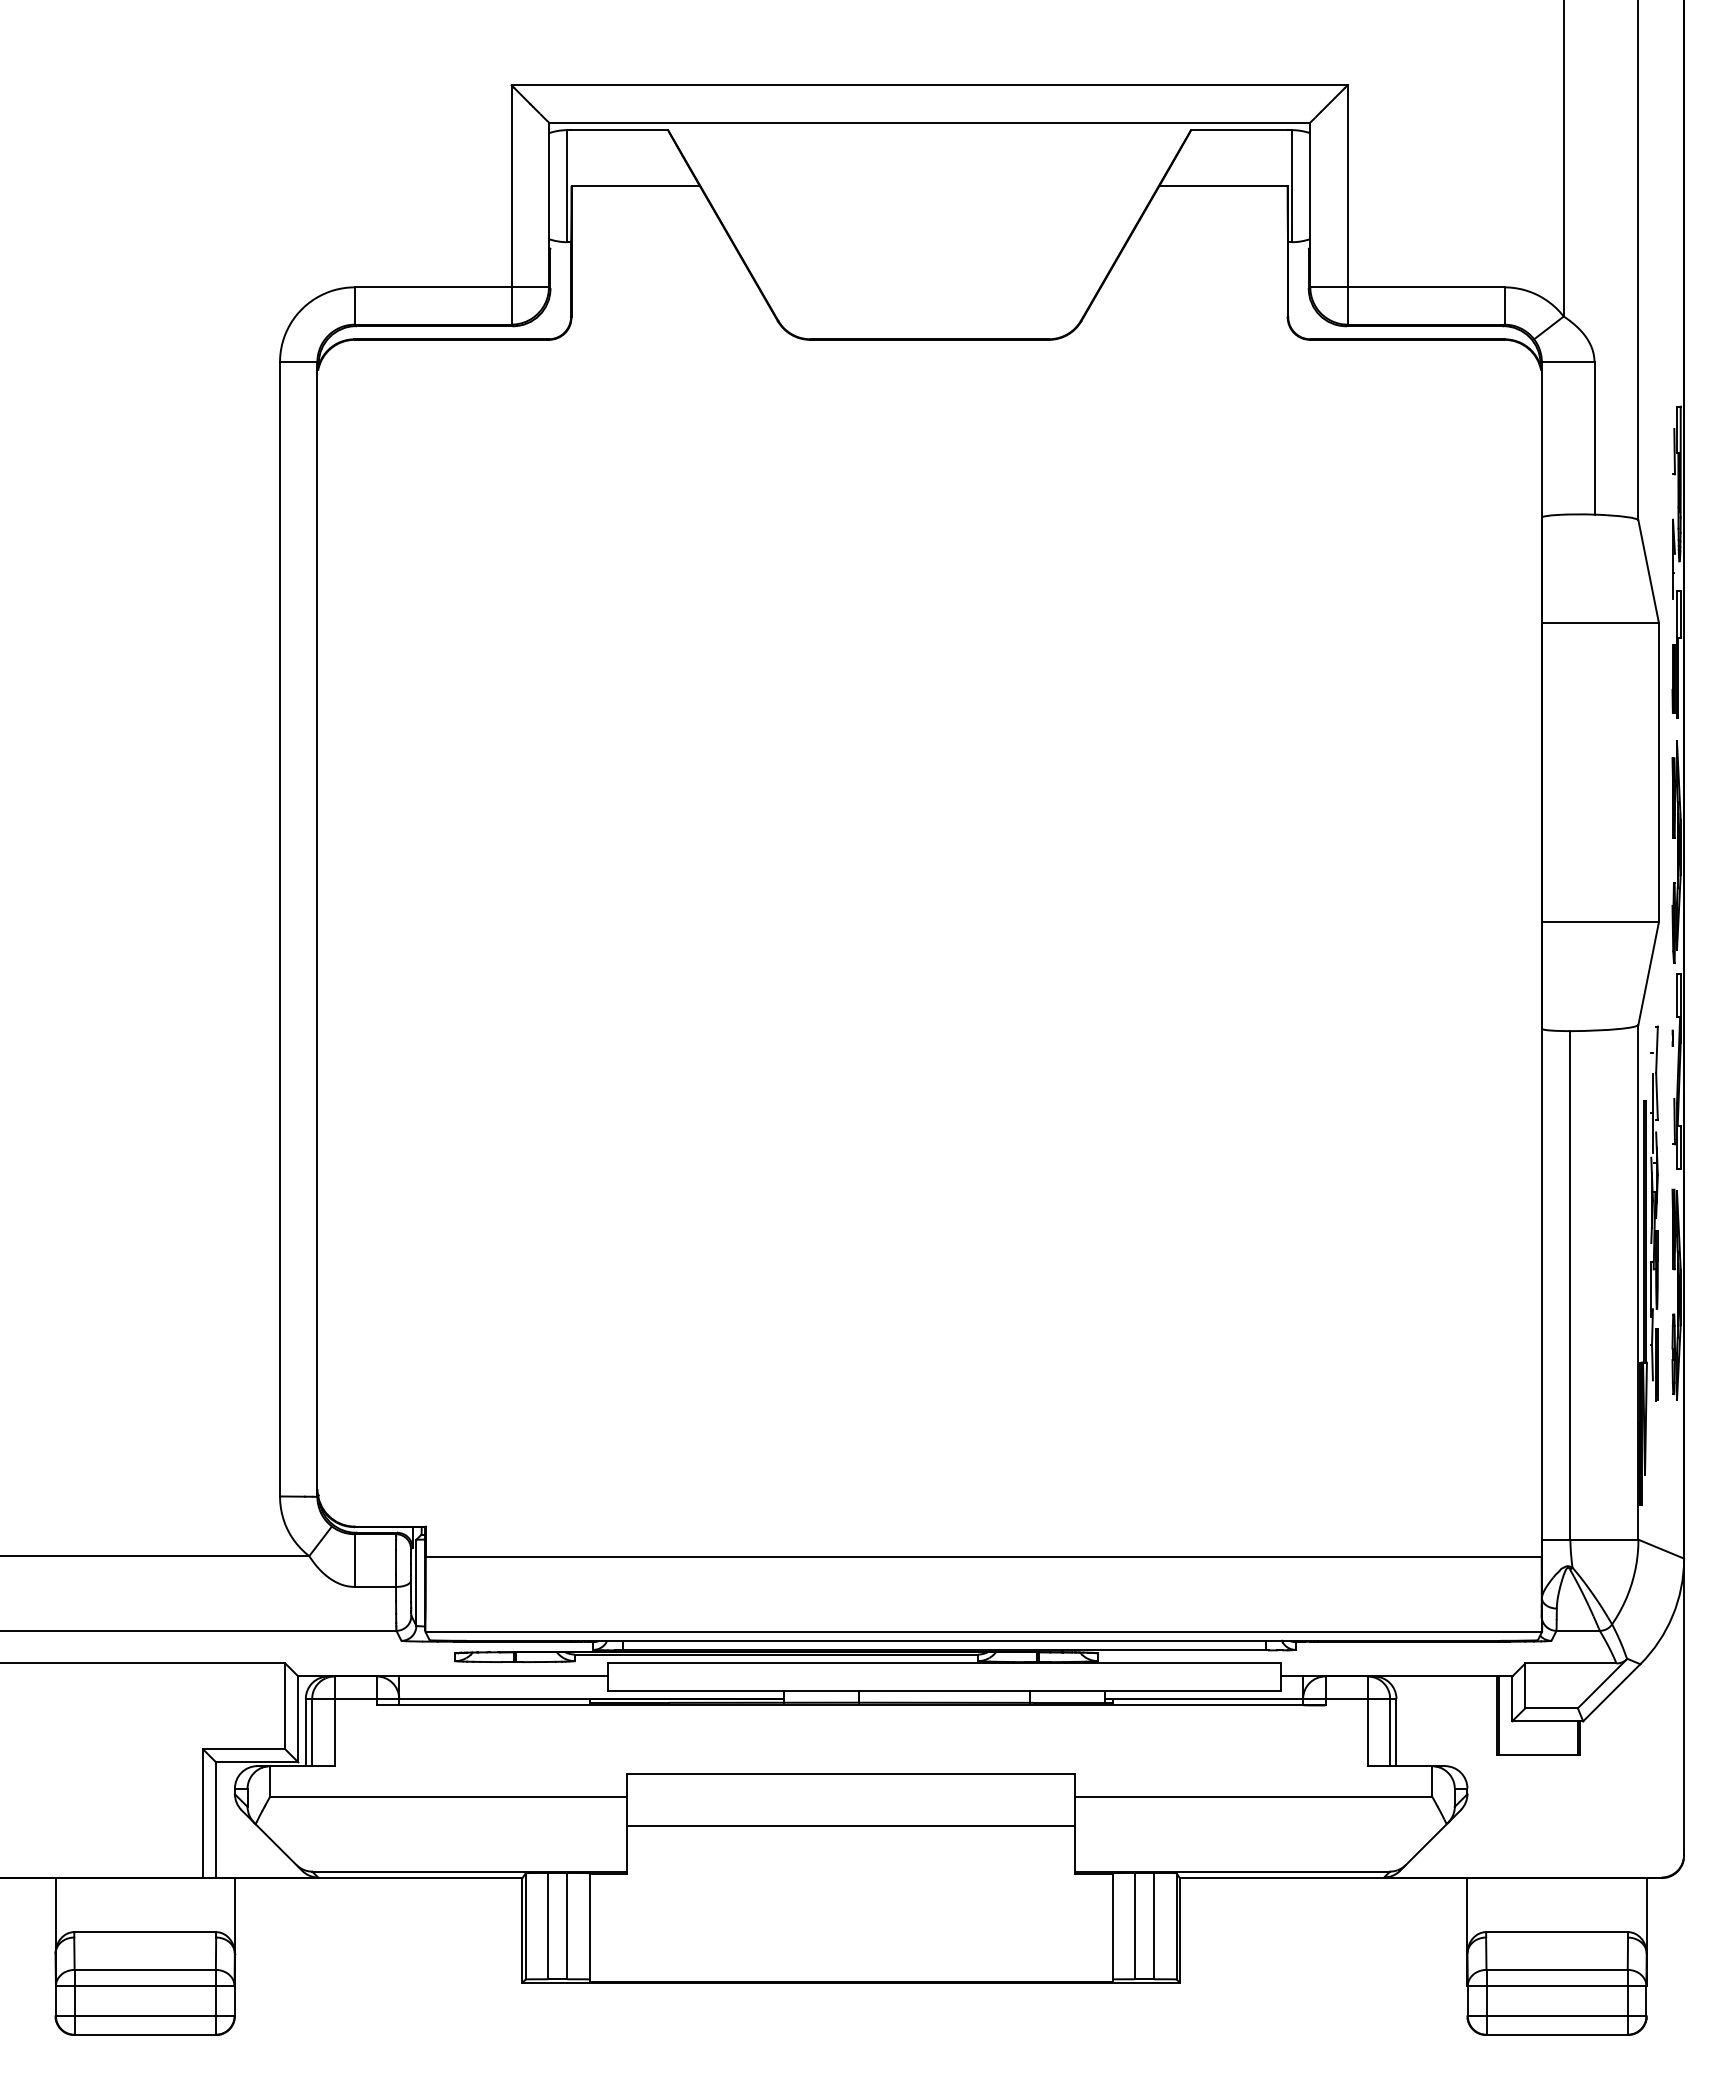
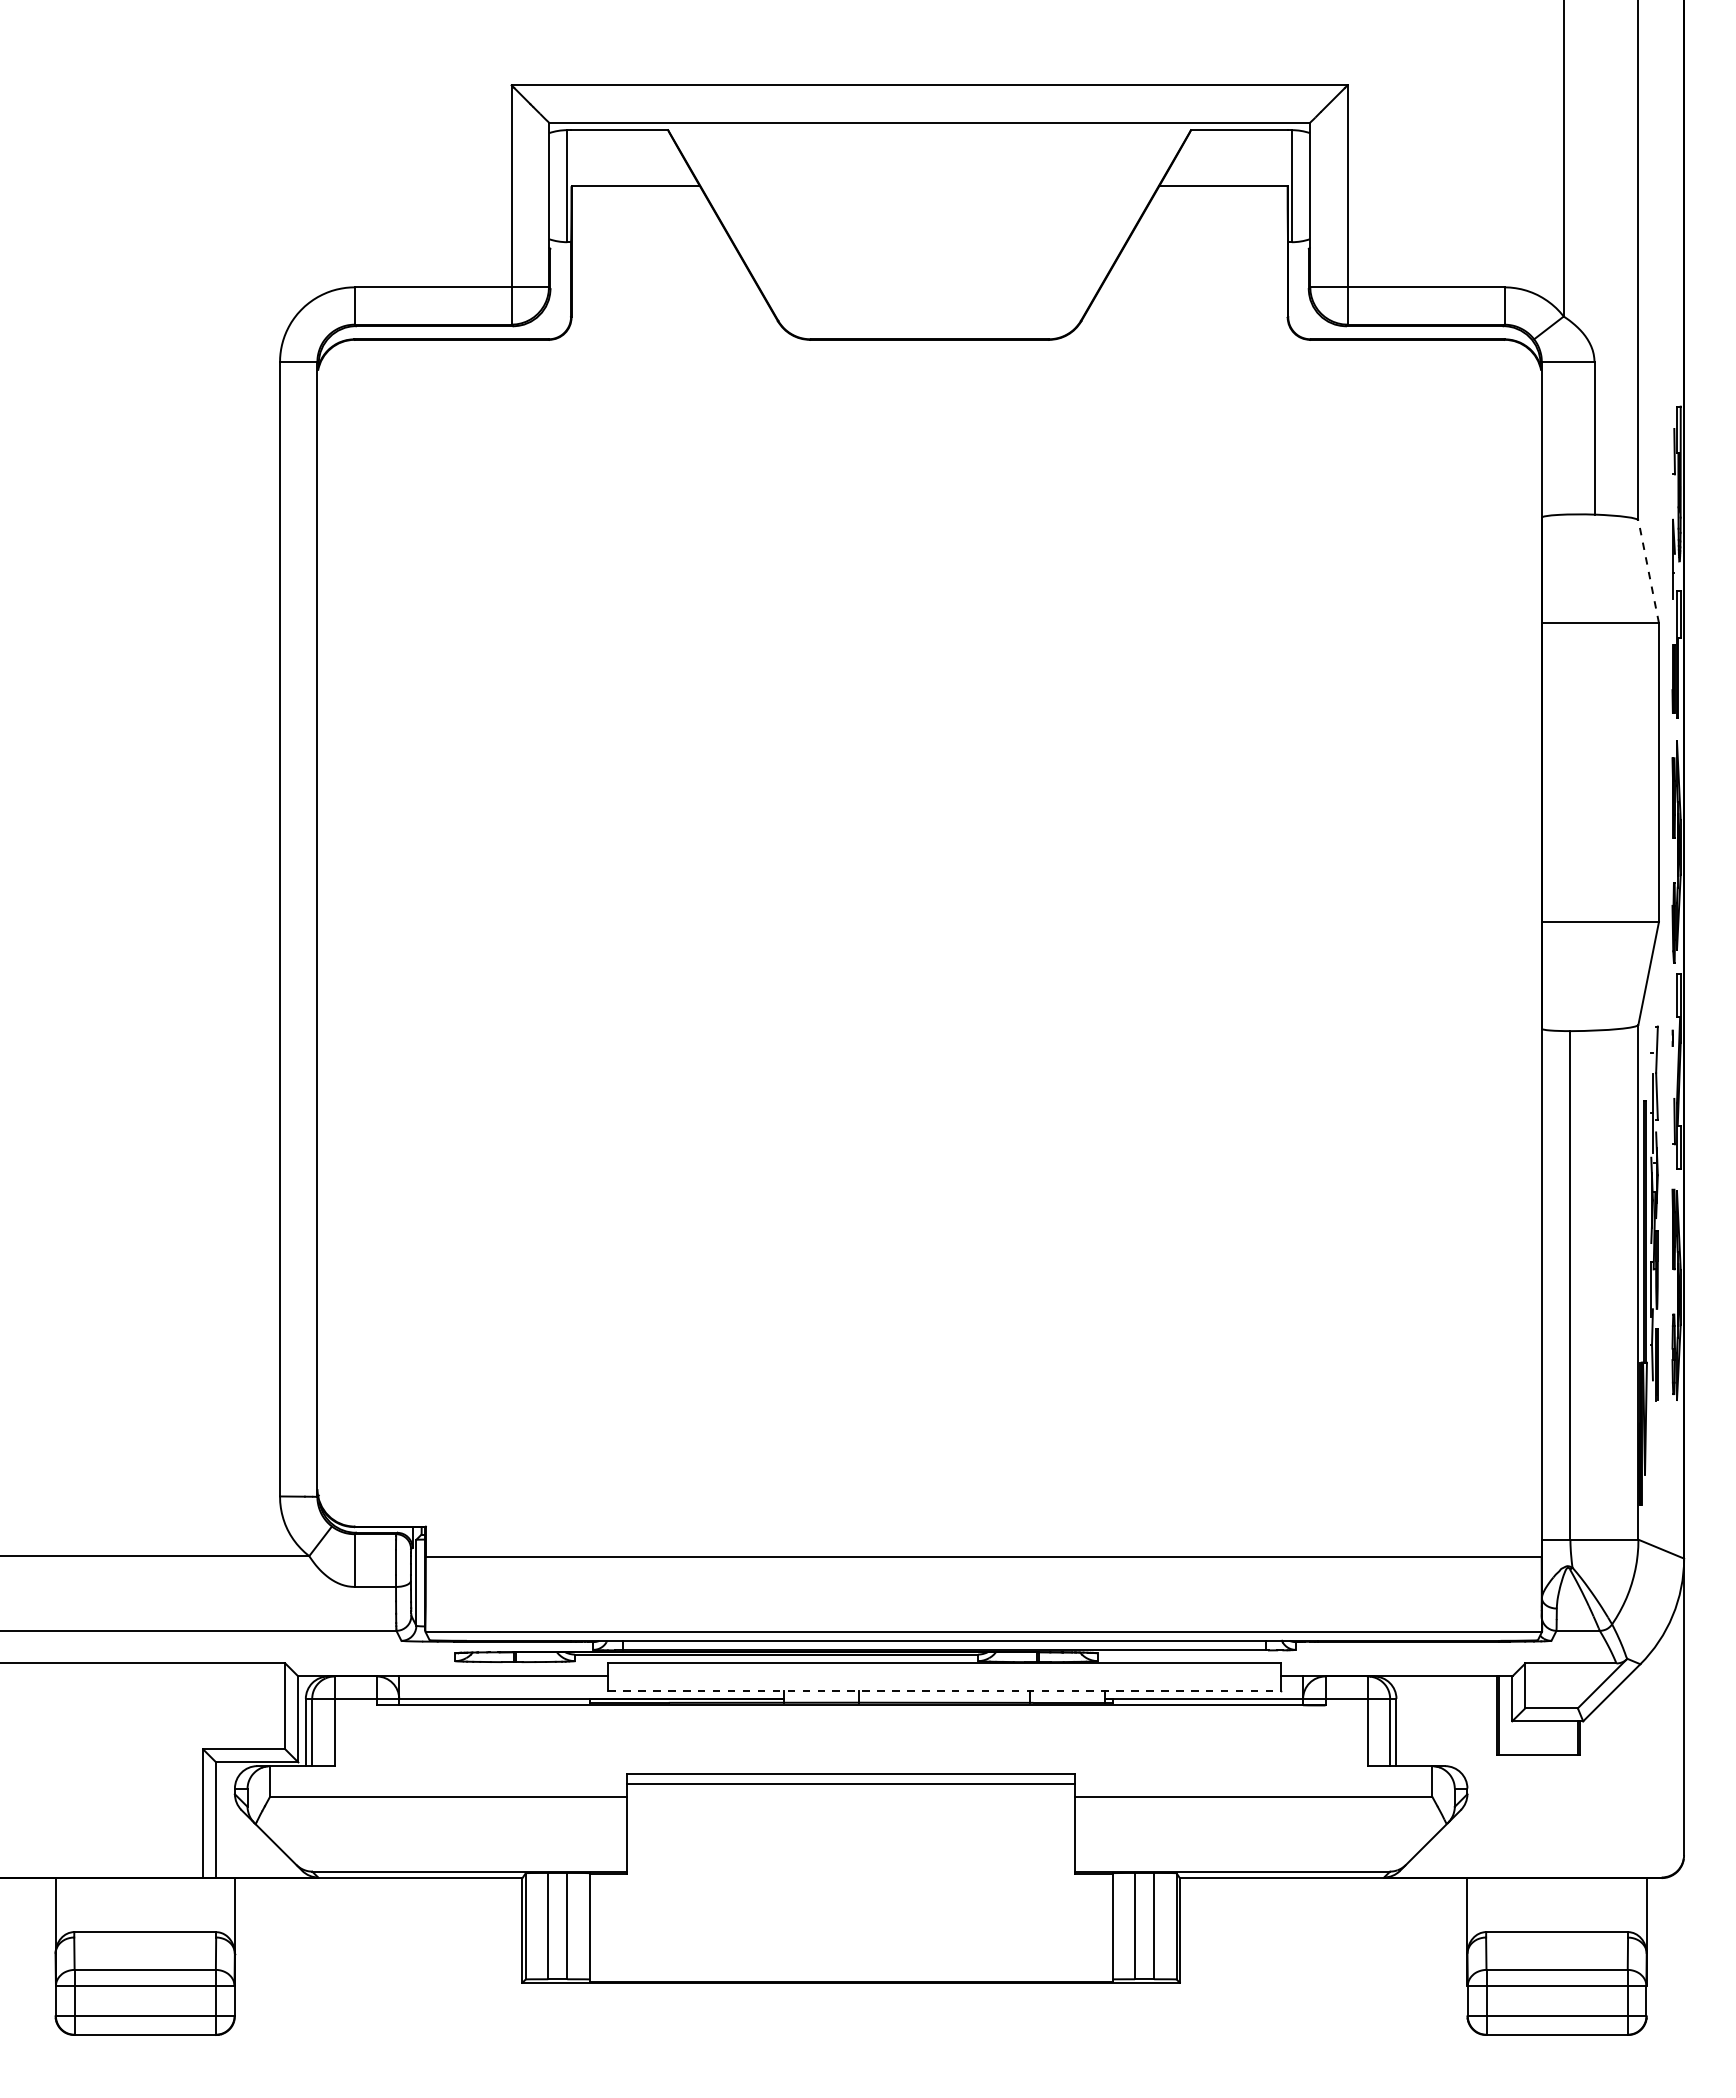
line: solid -> dashed (1648, 571)
line: solid -> dashed (945, 1691)
line position: (851, 1825) -> (851, 1783) (851, 1783)
